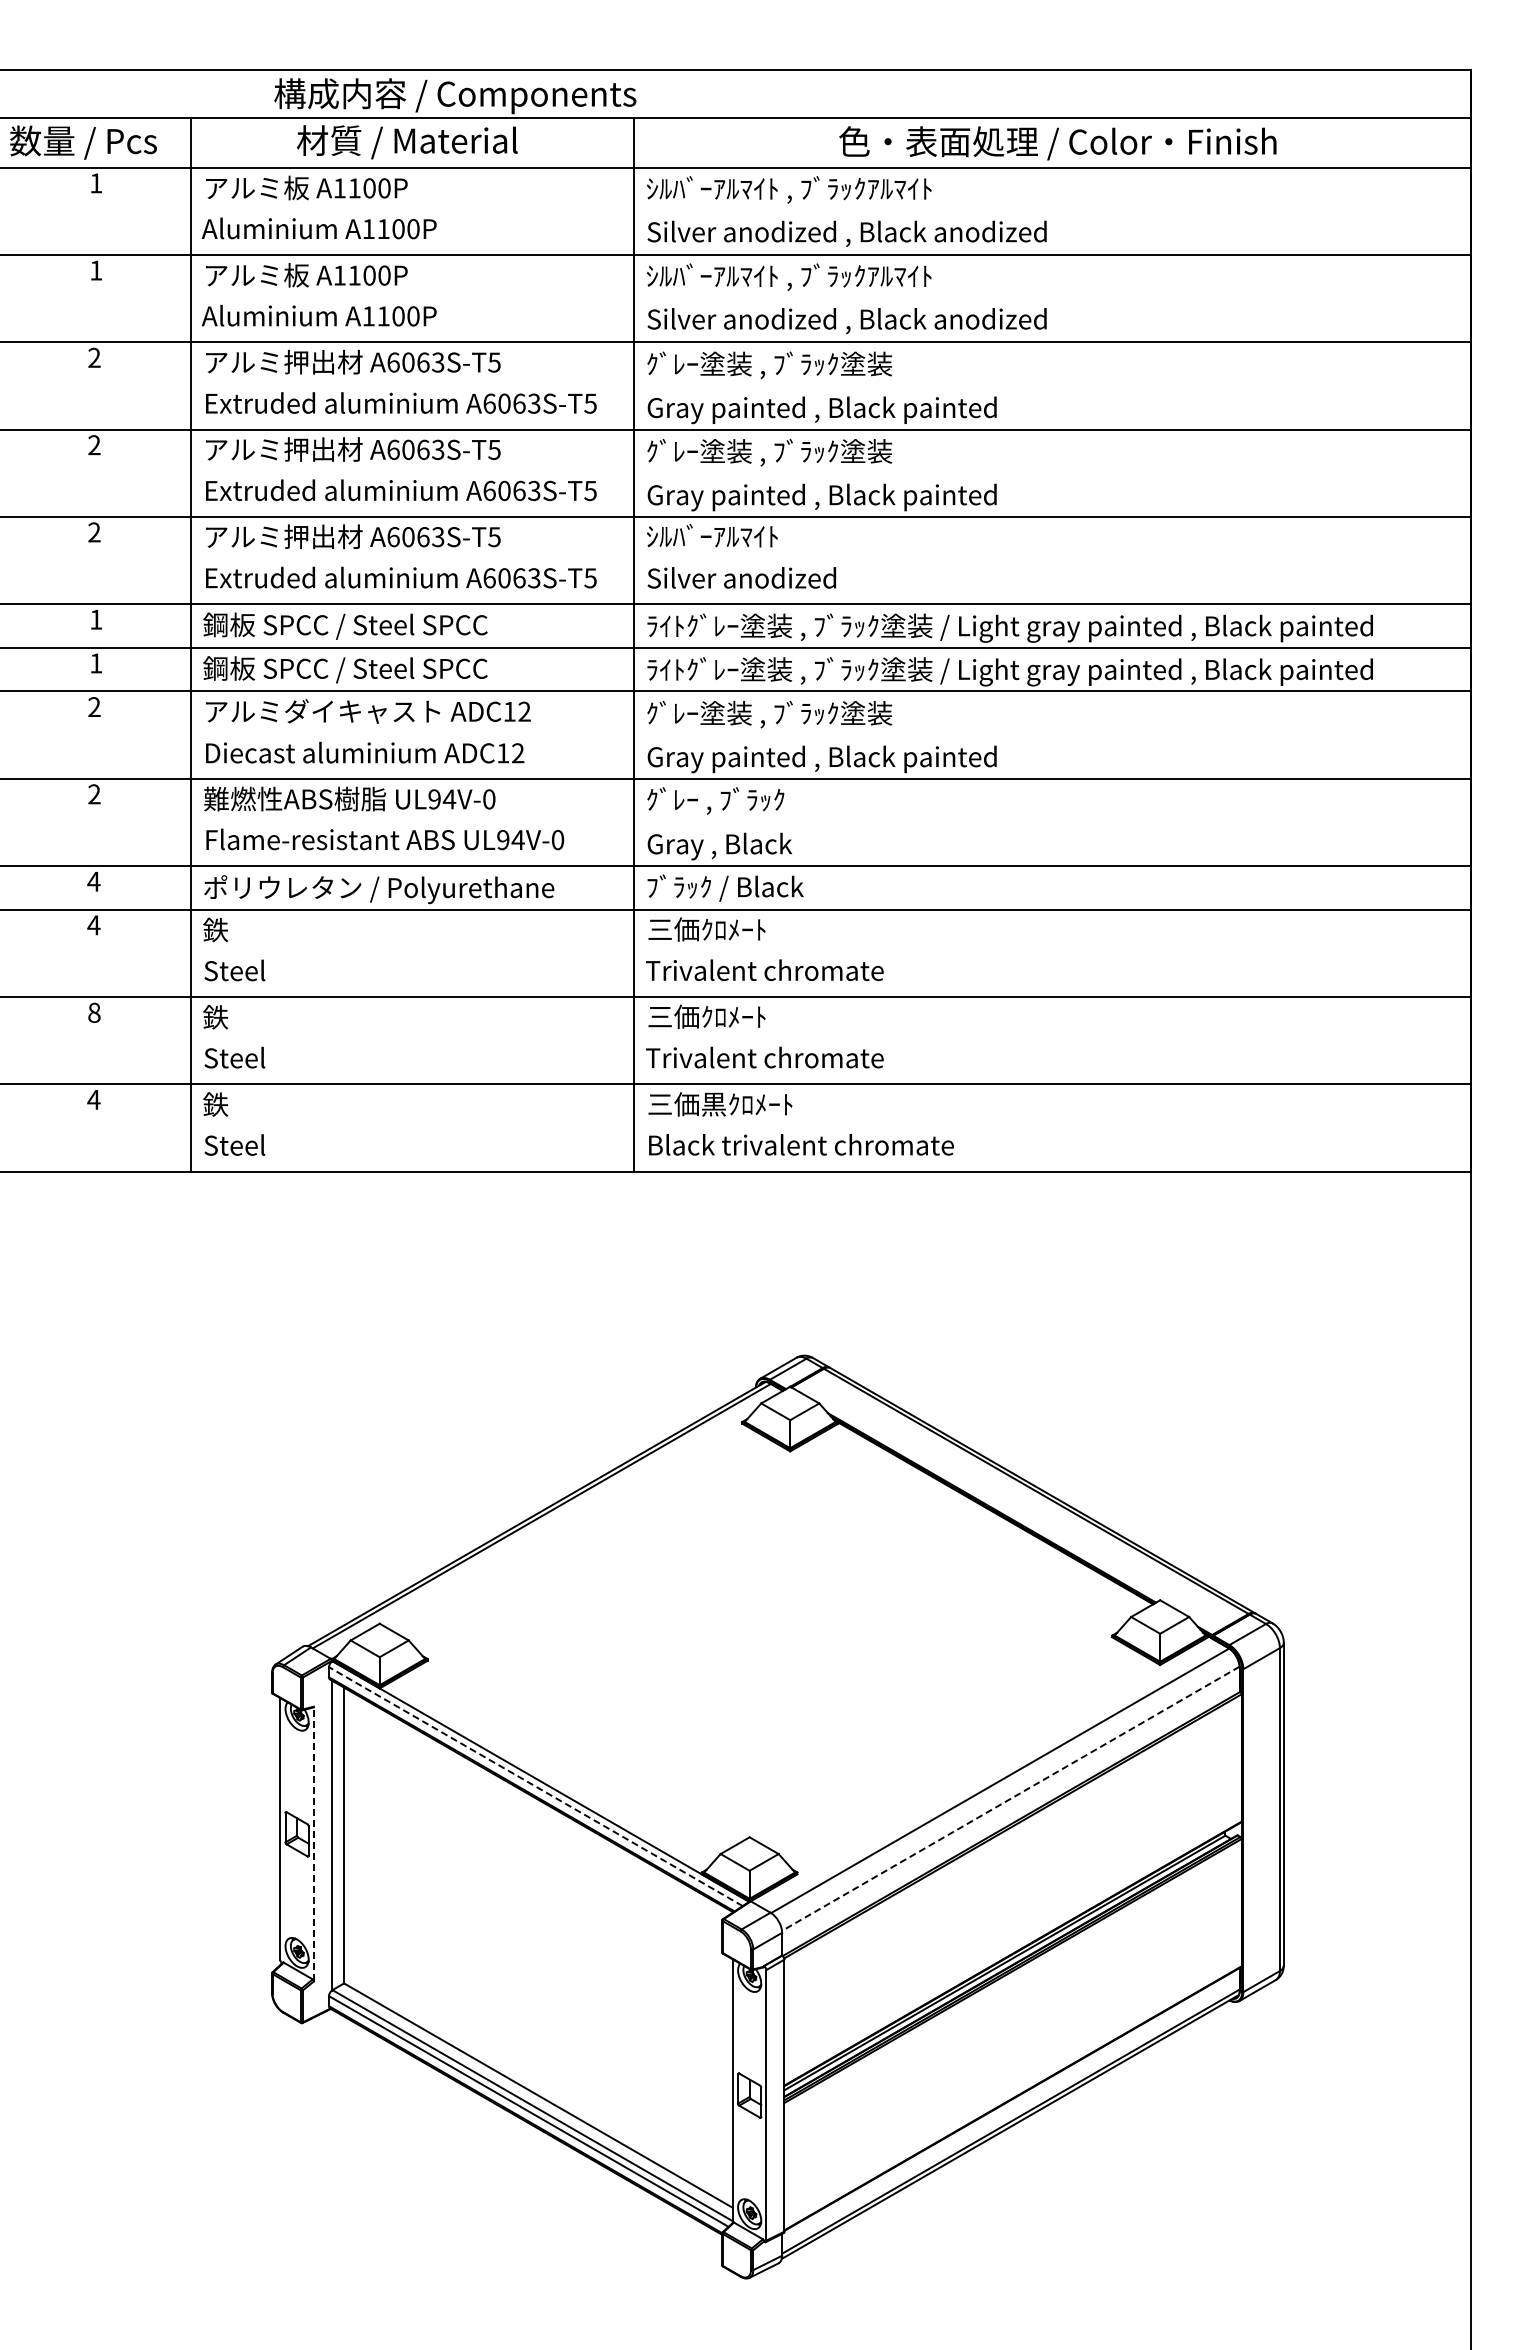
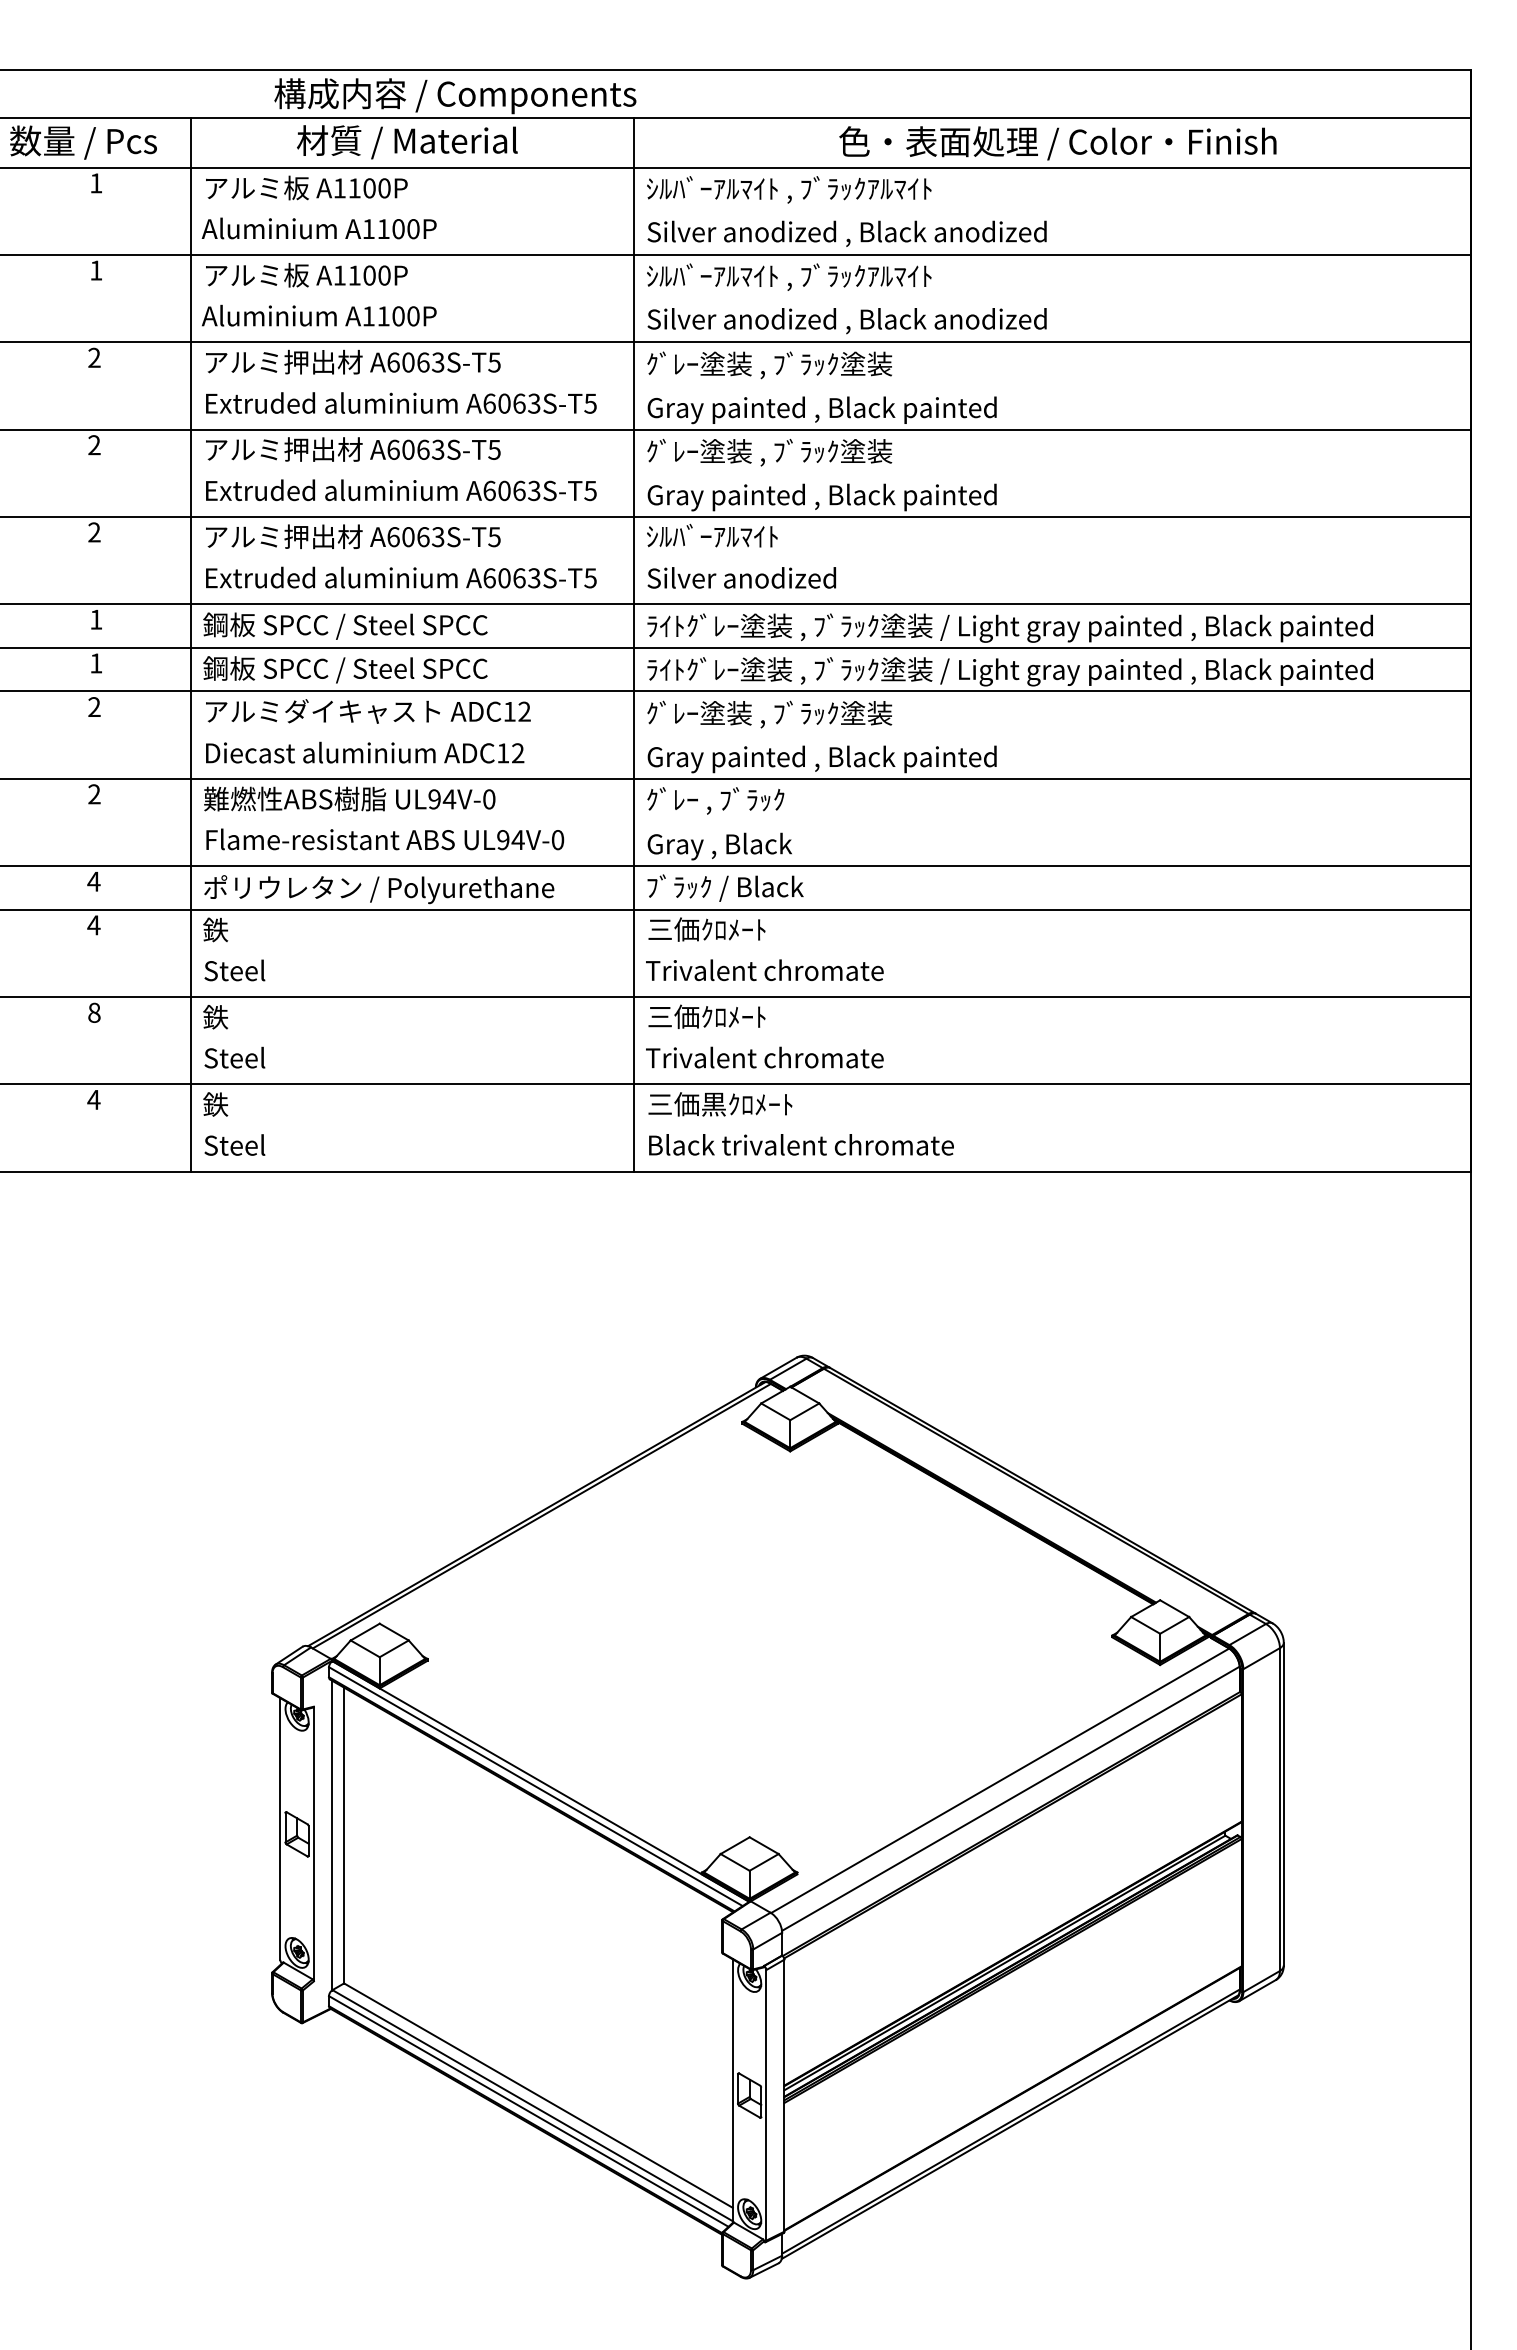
line: dashed -> solid (535, 1786)
line: dashed -> solid (1010, 1799)
line: dashed -> solid (313, 1843)
